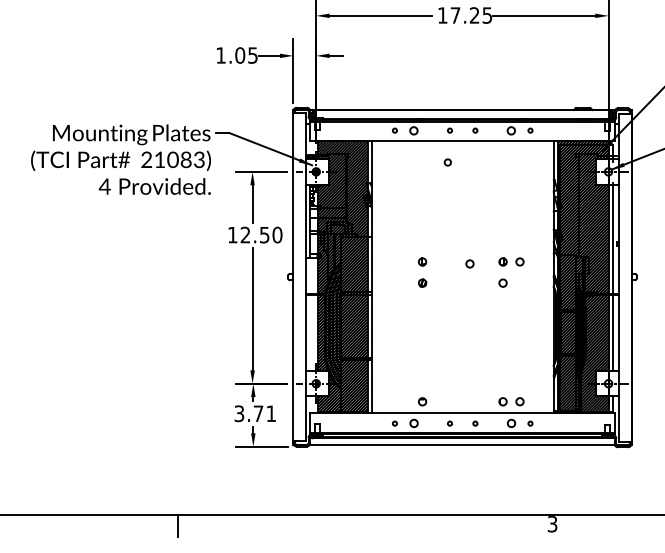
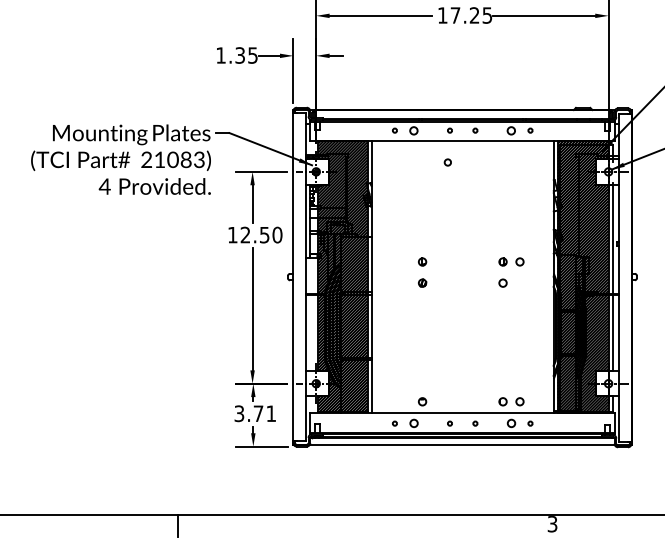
text: 1.05 -> 1.35 (240, 55)
circle: present -> none (469, 263)
